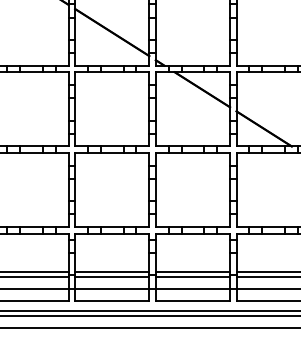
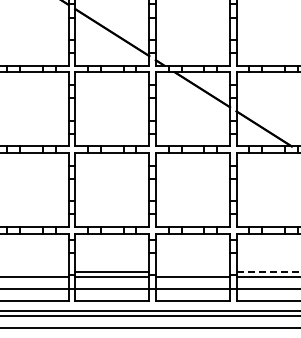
line: present -> none (35, 272)
line: present -> none (192, 272)
line: solid -> dashed (269, 272)
